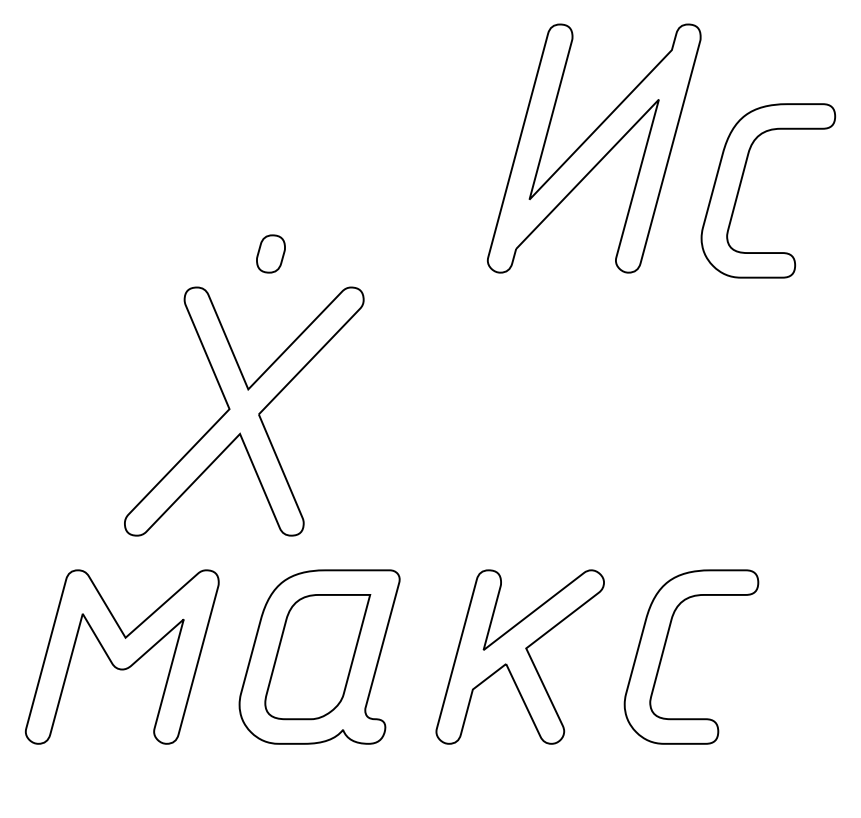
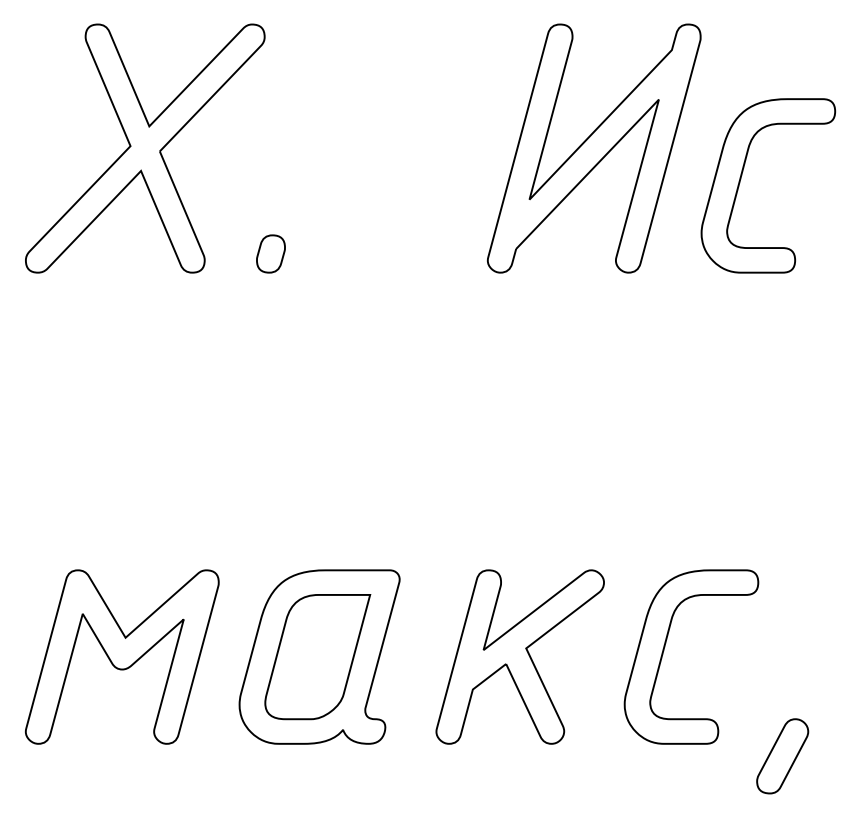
part position: (741, 184) -> (741, 179) (741, 179)
part position: (244, 411) -> (145, 148) (145, 148)
part: none -> present (782, 756)
